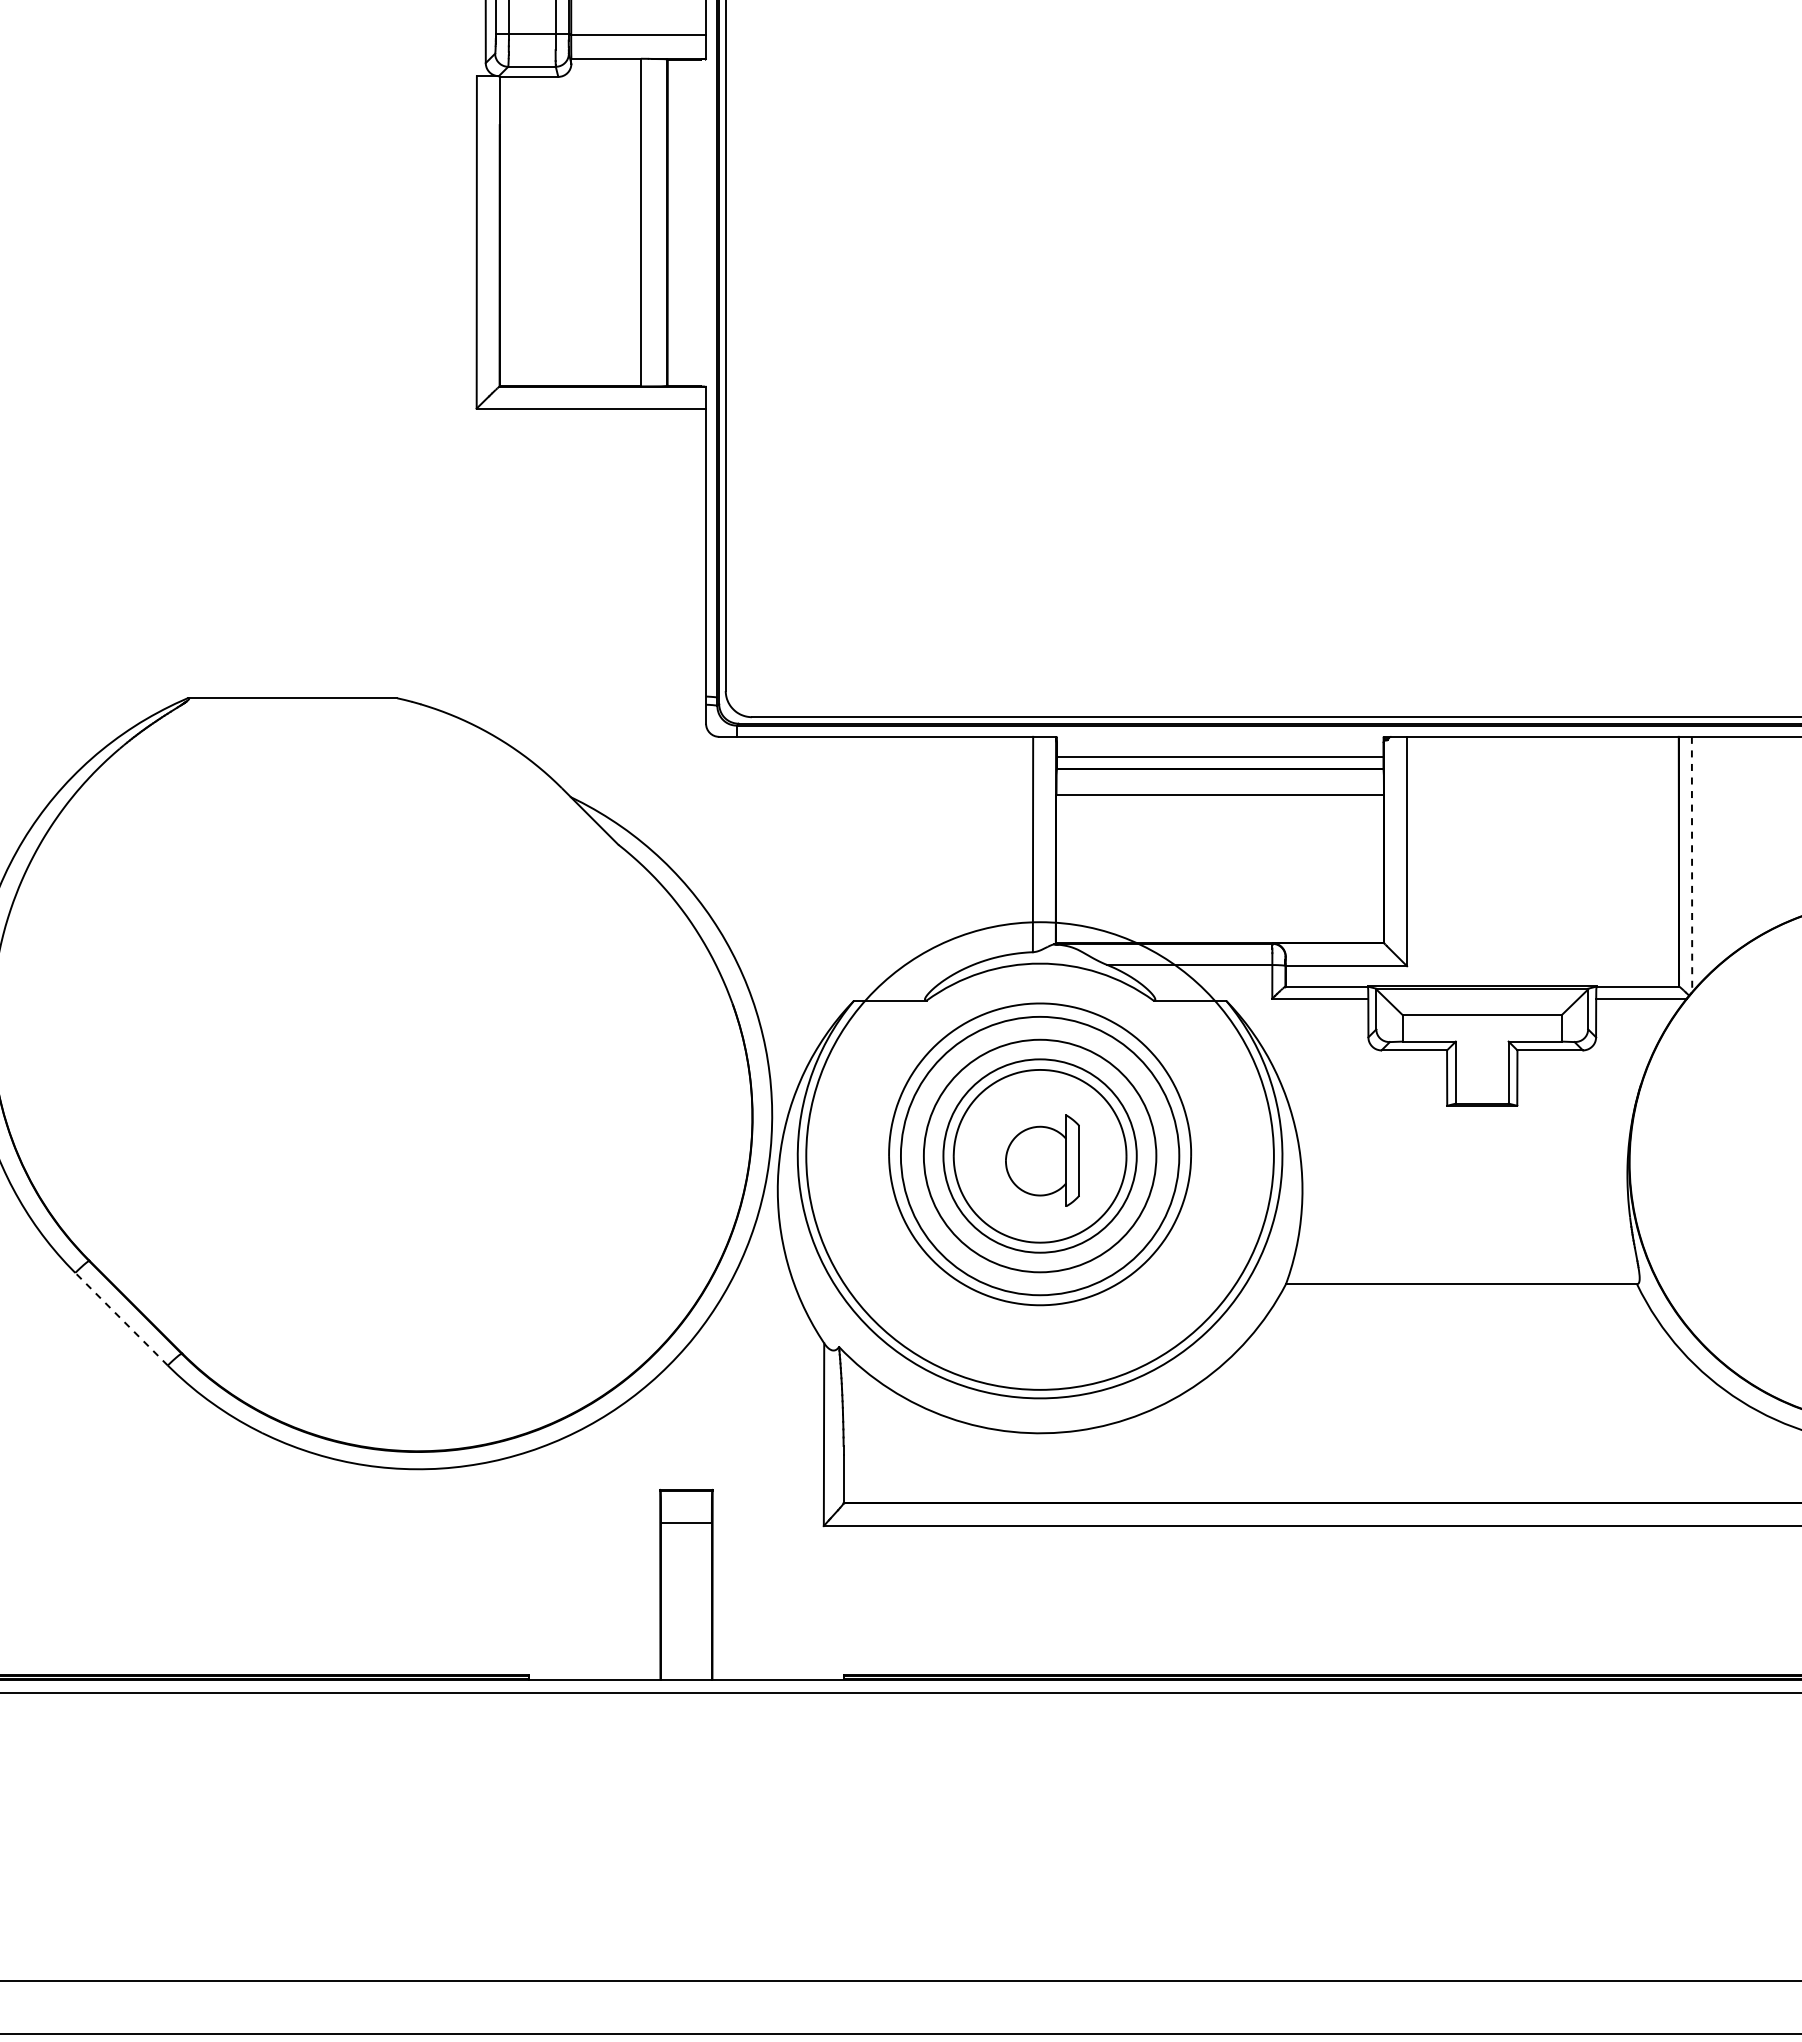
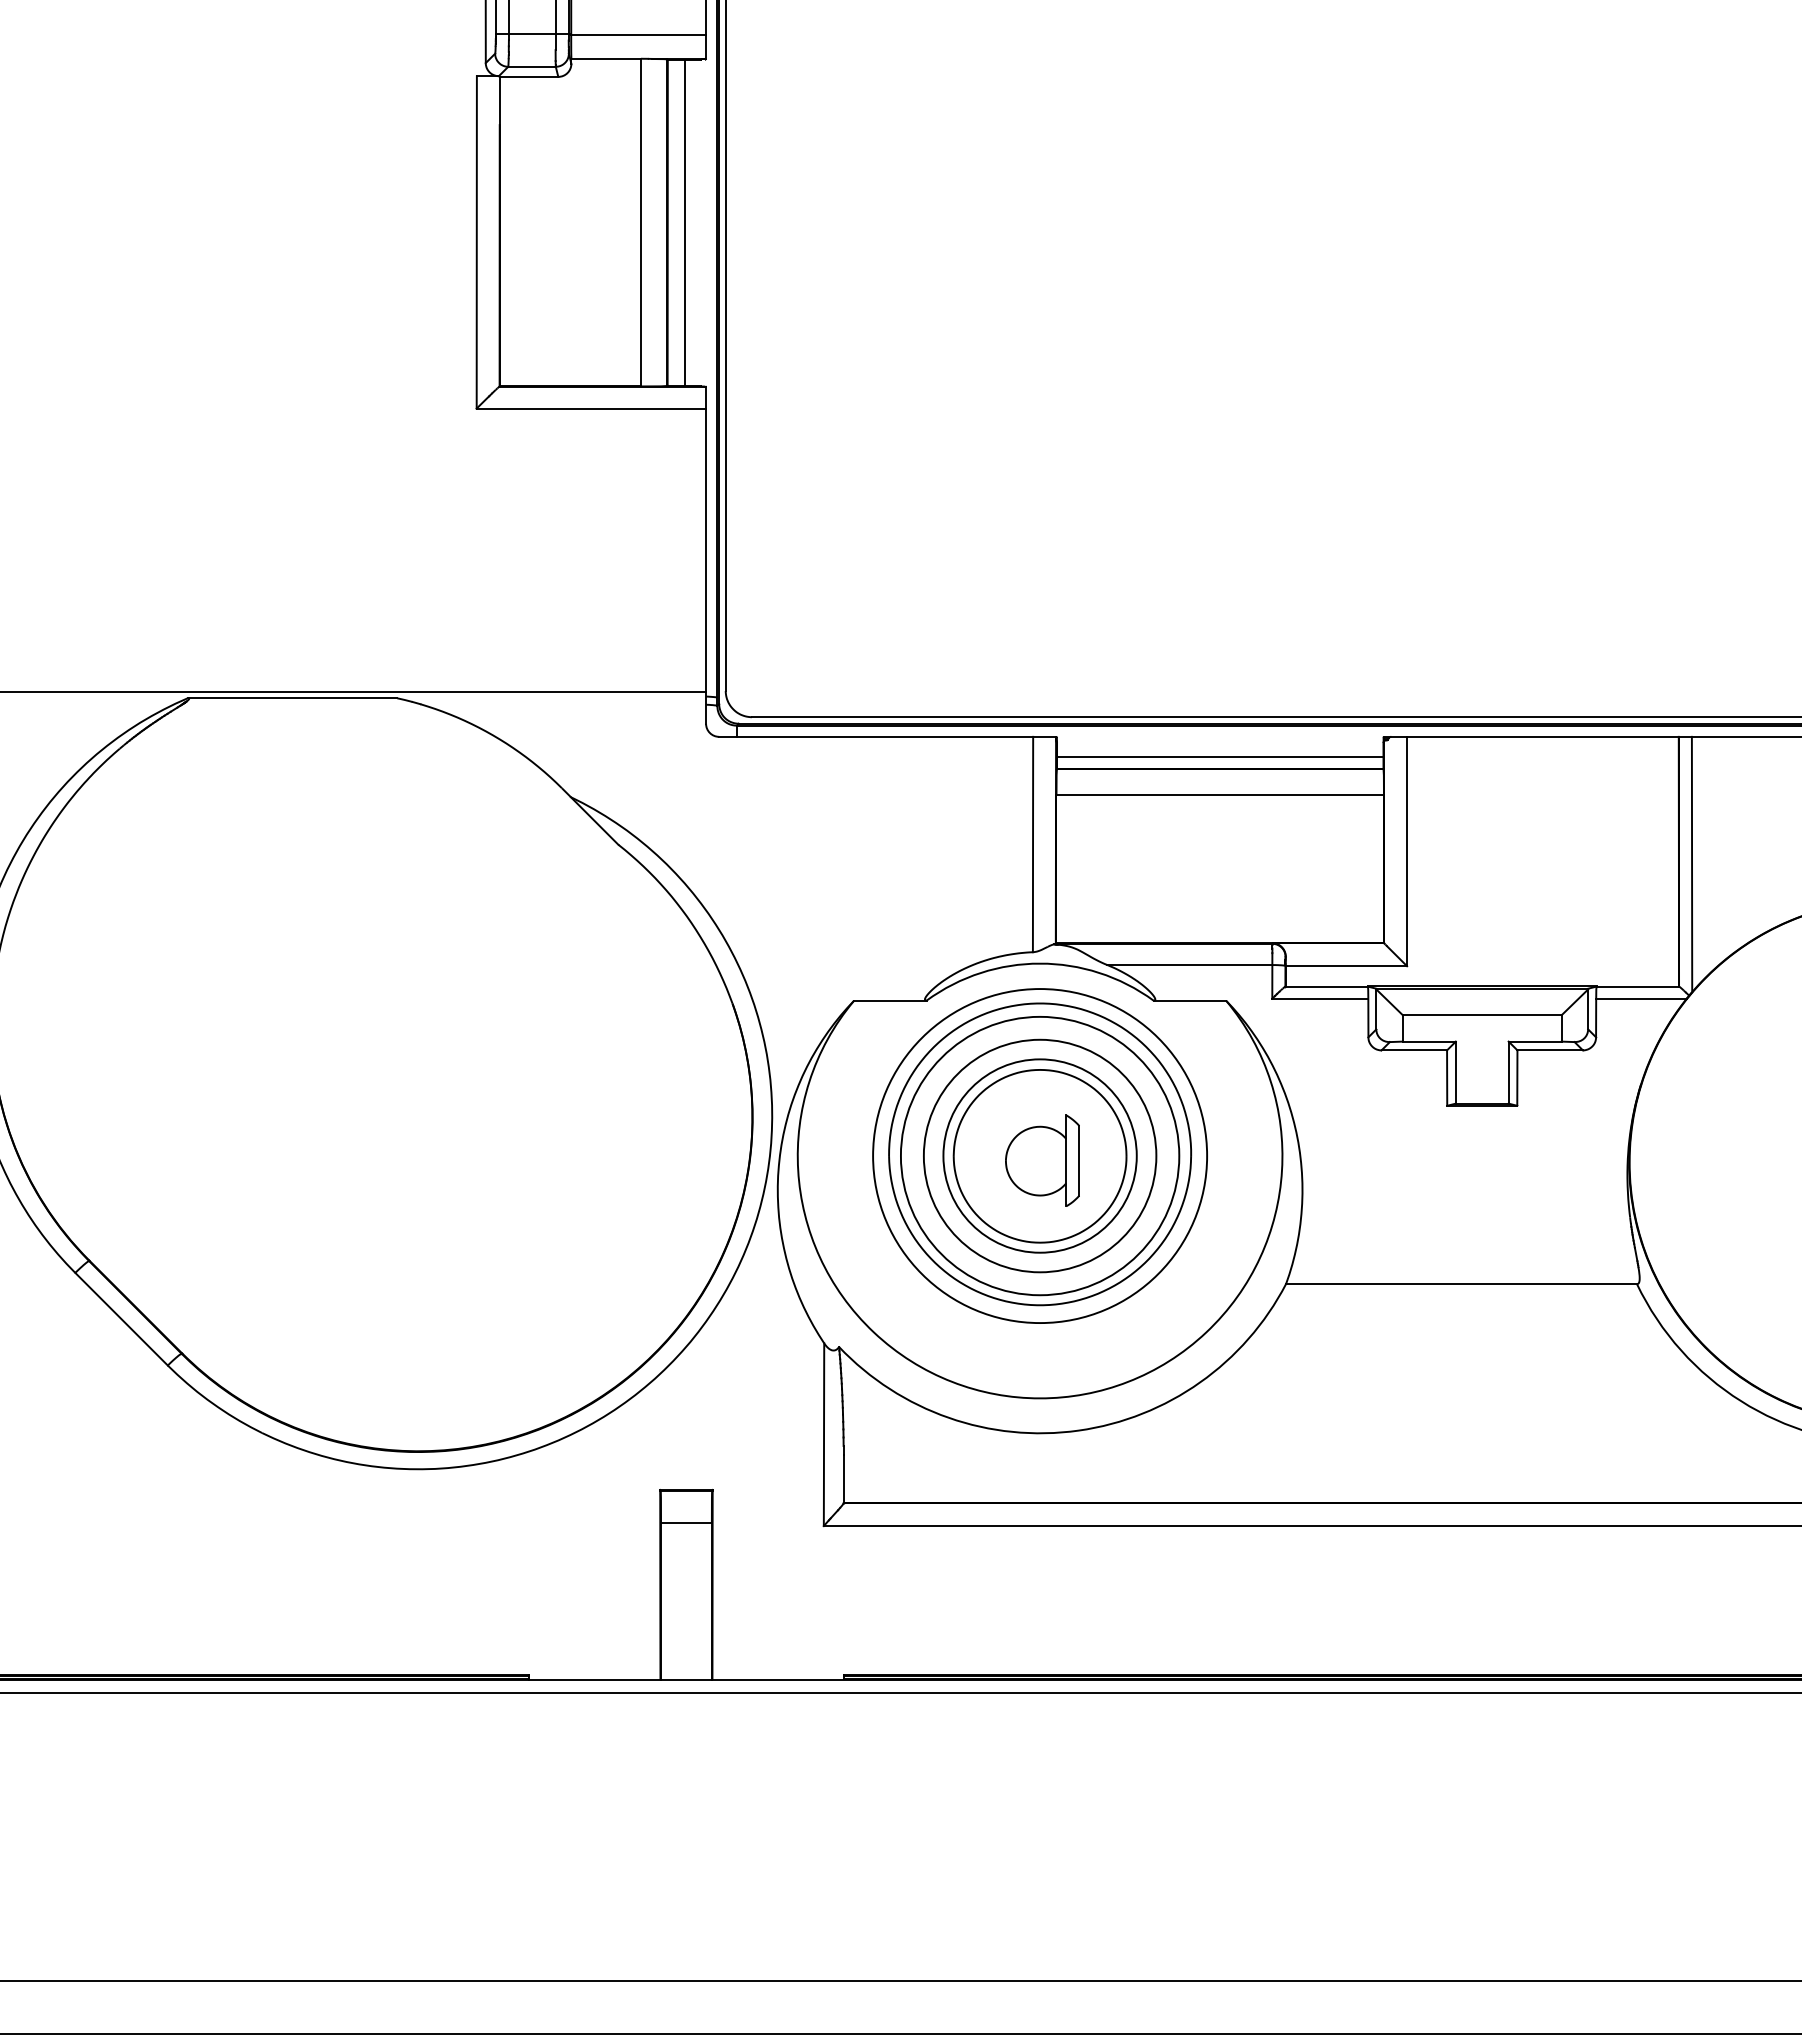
line: none -> present (684, 222)
line: none -> present (354, 692)
line: dashed -> solid (1692, 864)
circle diameter: 468 px -> 334 px (1040, 1156)
line: dashed -> solid (121, 1318)
